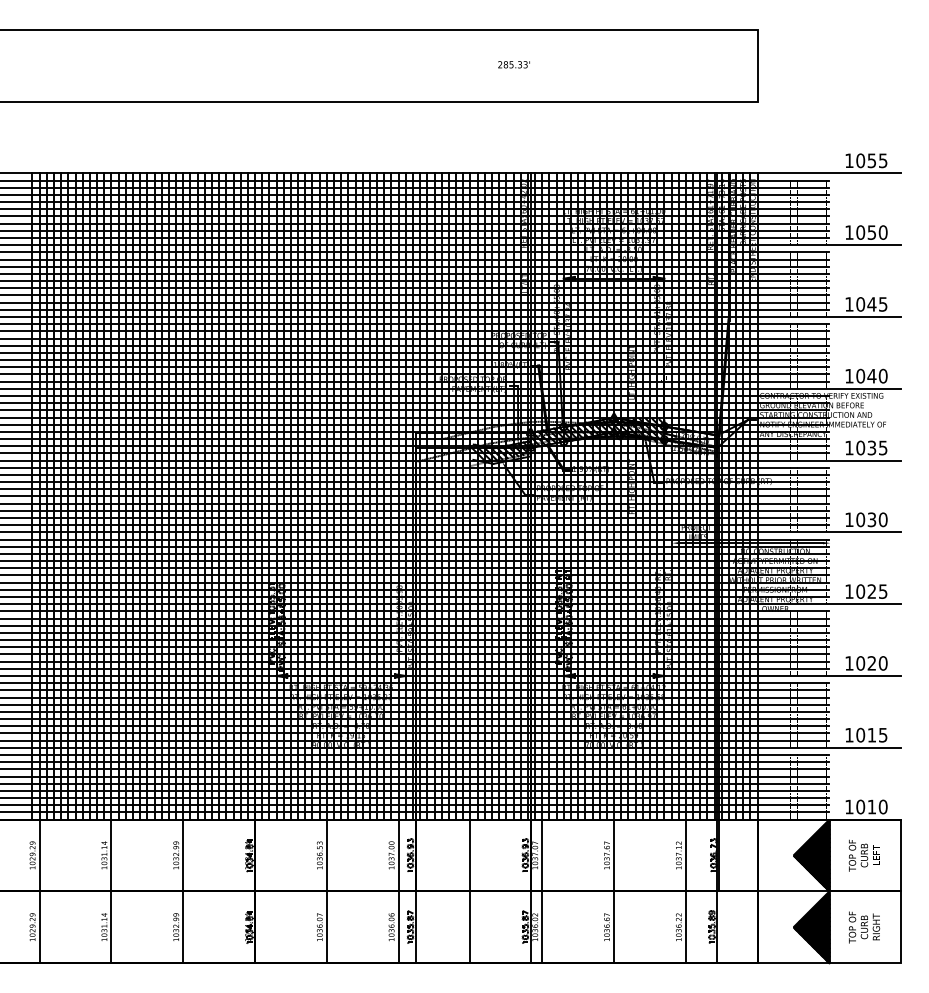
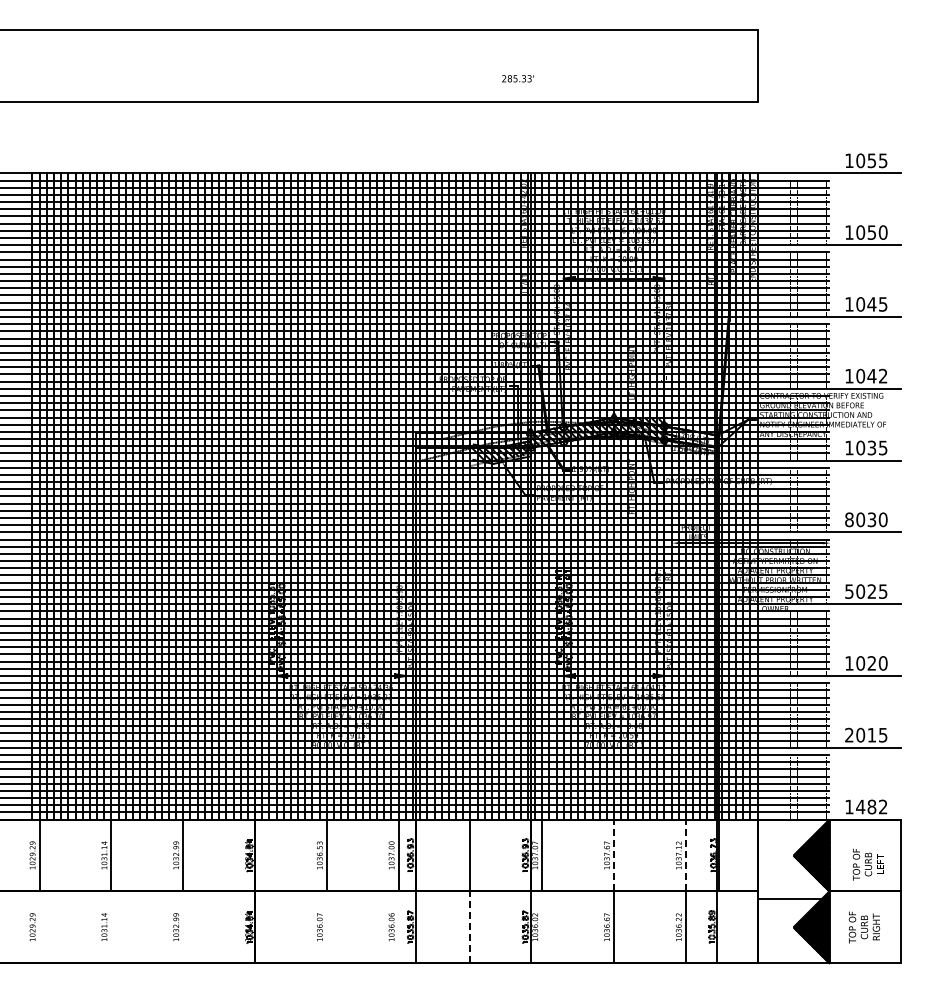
text position: (513, 64) -> (517, 78) (517, 78)
text: 1040 -> 1042 (882, 376)
text: 1030 -> 8030 (849, 519)
text: 1025 -> 5025 (849, 591)
text: 1015 -> 2015 (849, 734)
text: 1010 -> 1482 (871, 806)
line: solid -> dashed (614, 855)
line: solid -> dashed (685, 855)
text position: (863, 855) -> (867, 864) (867, 864)
line position: (793, 891) -> (793, 899) (793, 899)
line: present -> none (39, 927)
line: present -> none (111, 927)
line: present -> none (183, 927)
line: present -> none (326, 927)
line: present -> none (398, 927)
line: solid -> dashed (470, 927)
line: present -> none (542, 927)
